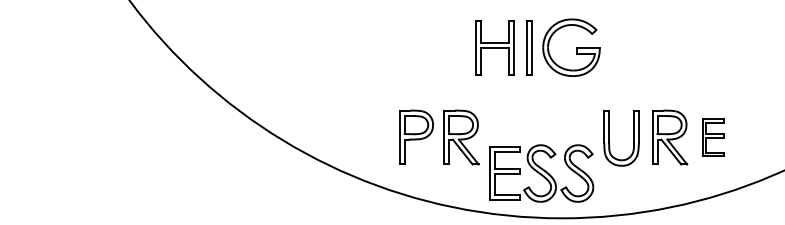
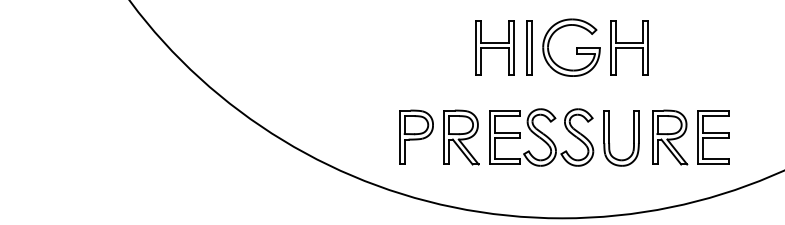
part: none -> present (629, 47)
part size: 23x39 px -> 33x55 px (713, 137)
part position: (541, 173) -> (541, 137) (541, 137)
